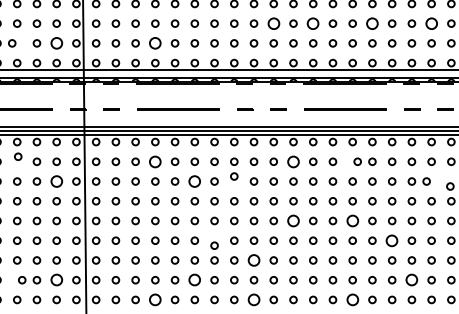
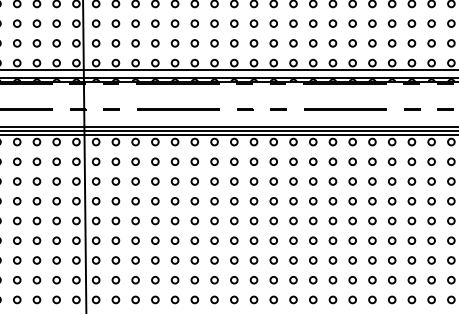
circle size: 14x13 px -> 9x9 px (273, 23)
circle size: 14x13 px -> 9x9 px (313, 23)
circle size: 13x13 px -> 9x9 px (372, 23)
circle size: 13x13 px -> 9x9 px (431, 23)
circle position: (12, 43) -> (17, 43) (17, 43)
circle size: 14x13 px -> 9x9 px (56, 43)
circle size: 13x13 px -> 9x9 px (155, 43)
circle position: (18, 156) -> (17, 161) (17, 161)
circle size: 13x14 px -> 9x9 px (155, 161)
circle size: 13x14 px -> 9x9 px (293, 161)
circle position: (357, 161) -> (352, 161) (352, 161)
circle position: (234, 176) -> (234, 181) (234, 181)
circle size: 14x13 px -> 9x9 px (56, 181)
circle size: 13x13 px -> 10x9 px (194, 181)
circle position: (426, 181) -> (431, 181) (431, 181)
circle position: (450, 186) -> (451, 181) (451, 181)
circle size: 13x14 px -> 9x10 px (293, 220)
circle size: 14x14 px -> 9x10 px (352, 220)
circle size: 14x14 px -> 9x9 px (392, 240)
circle position: (214, 245) -> (214, 240) (214, 240)
circle size: 14x13 px -> 10x9 px (253, 260)
circle size: 14x14 px -> 9x9 px (56, 280)
circle size: 13x14 px -> 10x9 px (194, 280)
circle size: 14x14 px -> 10x9 px (411, 280)
circle position: (22, 280) -> (17, 280) (17, 280)
circle size: 13x14 px -> 9x10 px (155, 299)
circle size: 14x14 px -> 10x10 px (253, 299)
circle size: 14x14 px -> 9x10 px (352, 299)
